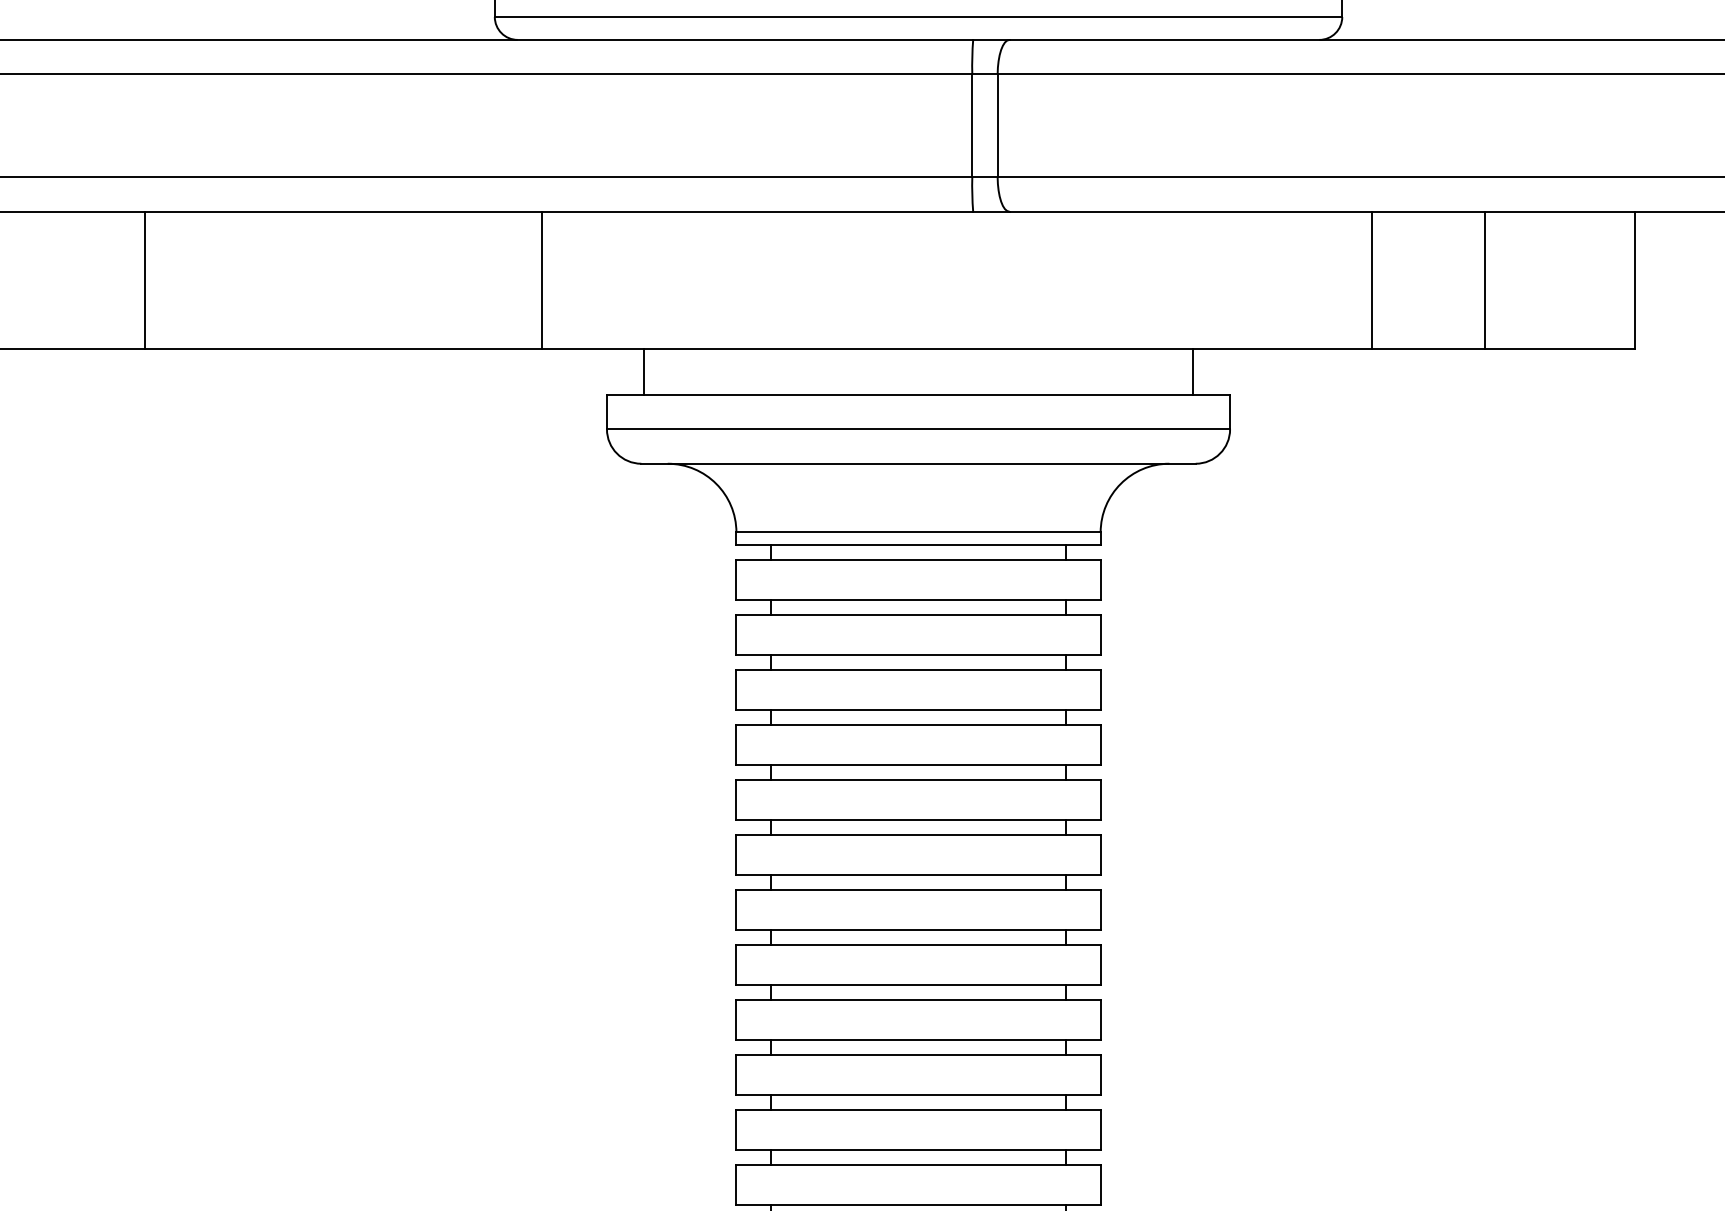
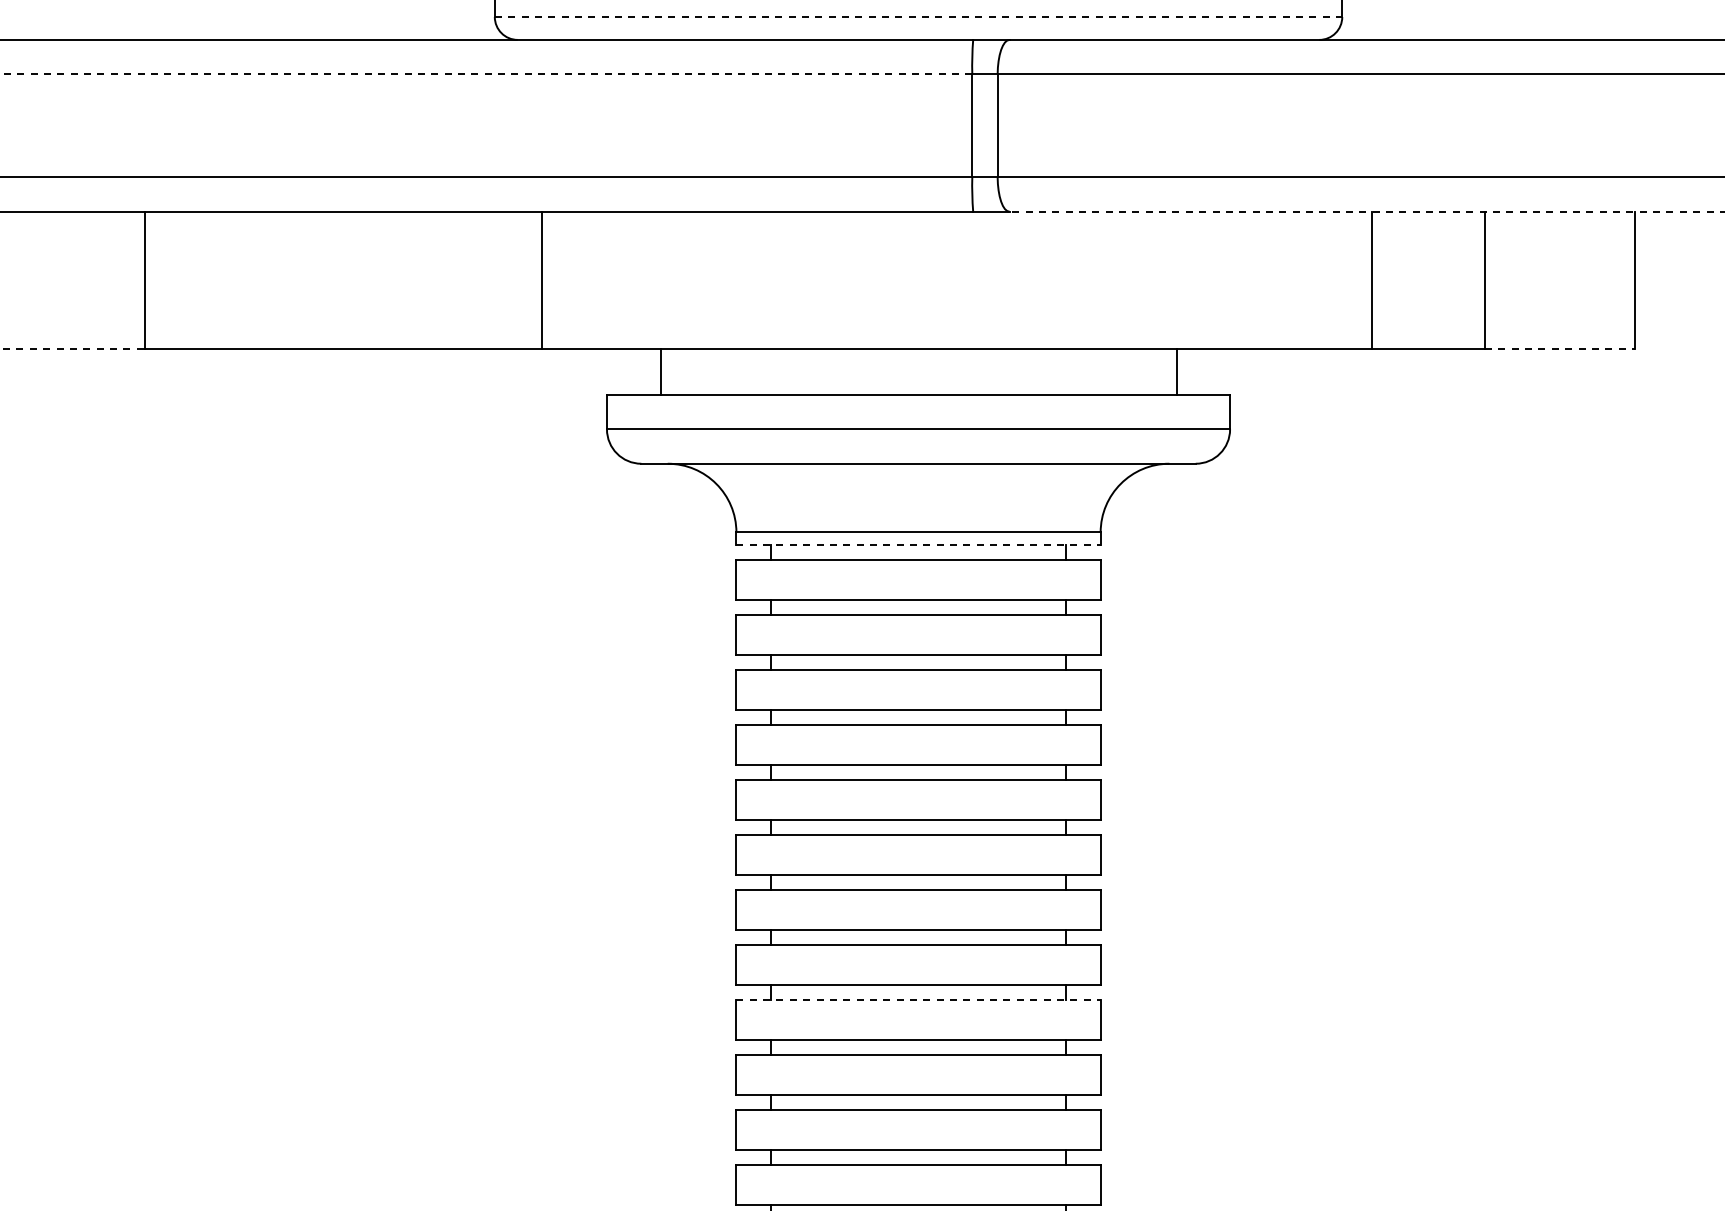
line: solid -> dashed (918, 17)
line: solid -> dashed (486, 74)
line: solid -> dashed (1367, 211)
line: solid -> dashed (73, 349)
line: solid -> dashed (1559, 349)
line position: (643, 372) -> (660, 372) (660, 372)
line position: (1193, 372) -> (1177, 372) (1177, 372)
line: solid -> dashed (919, 545)
line: solid -> dashed (919, 999)
